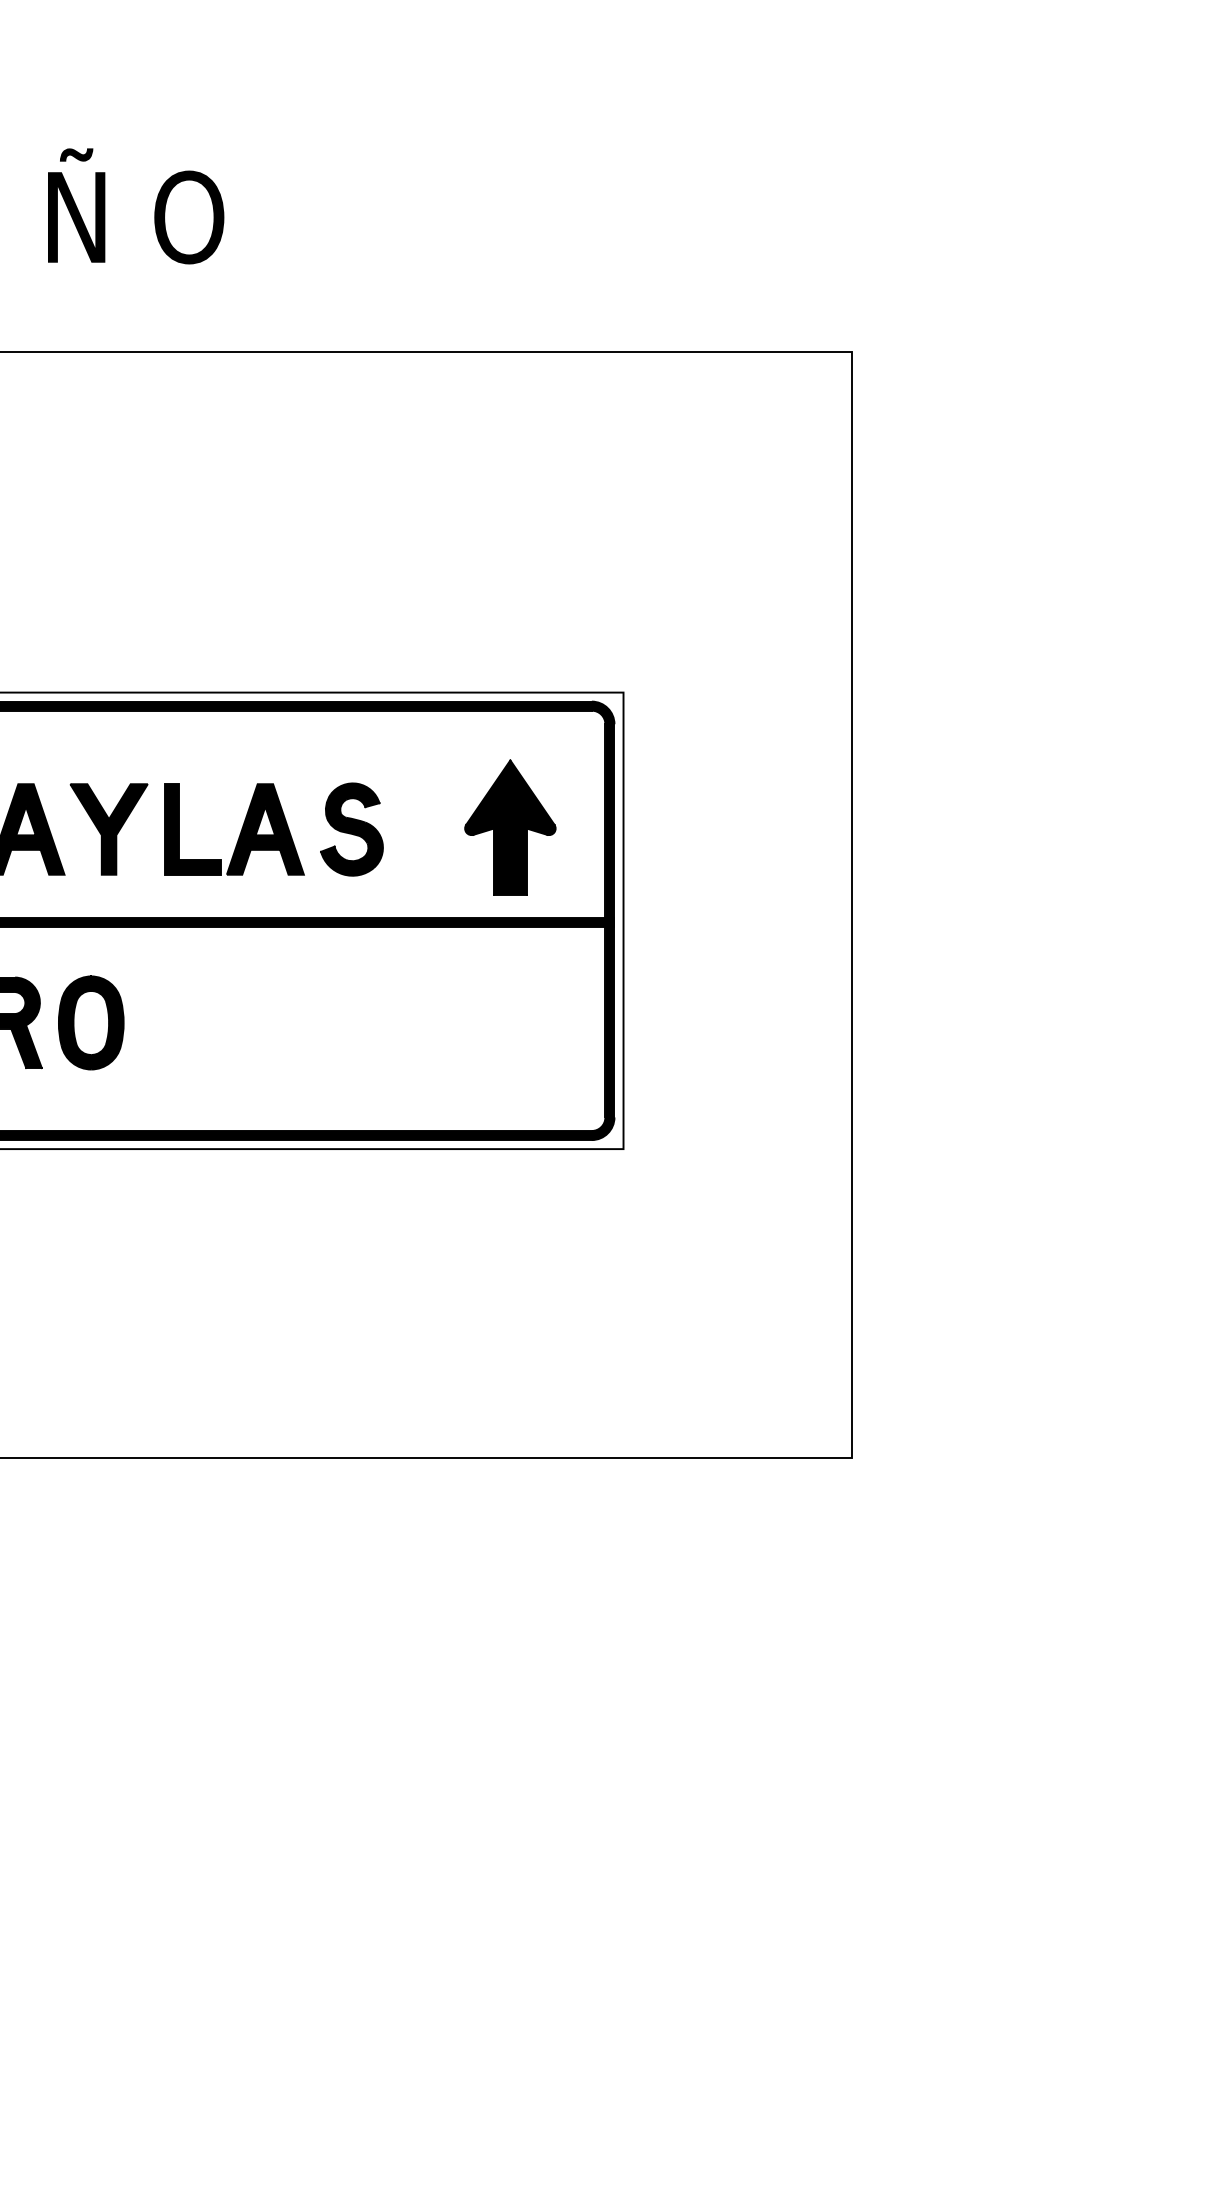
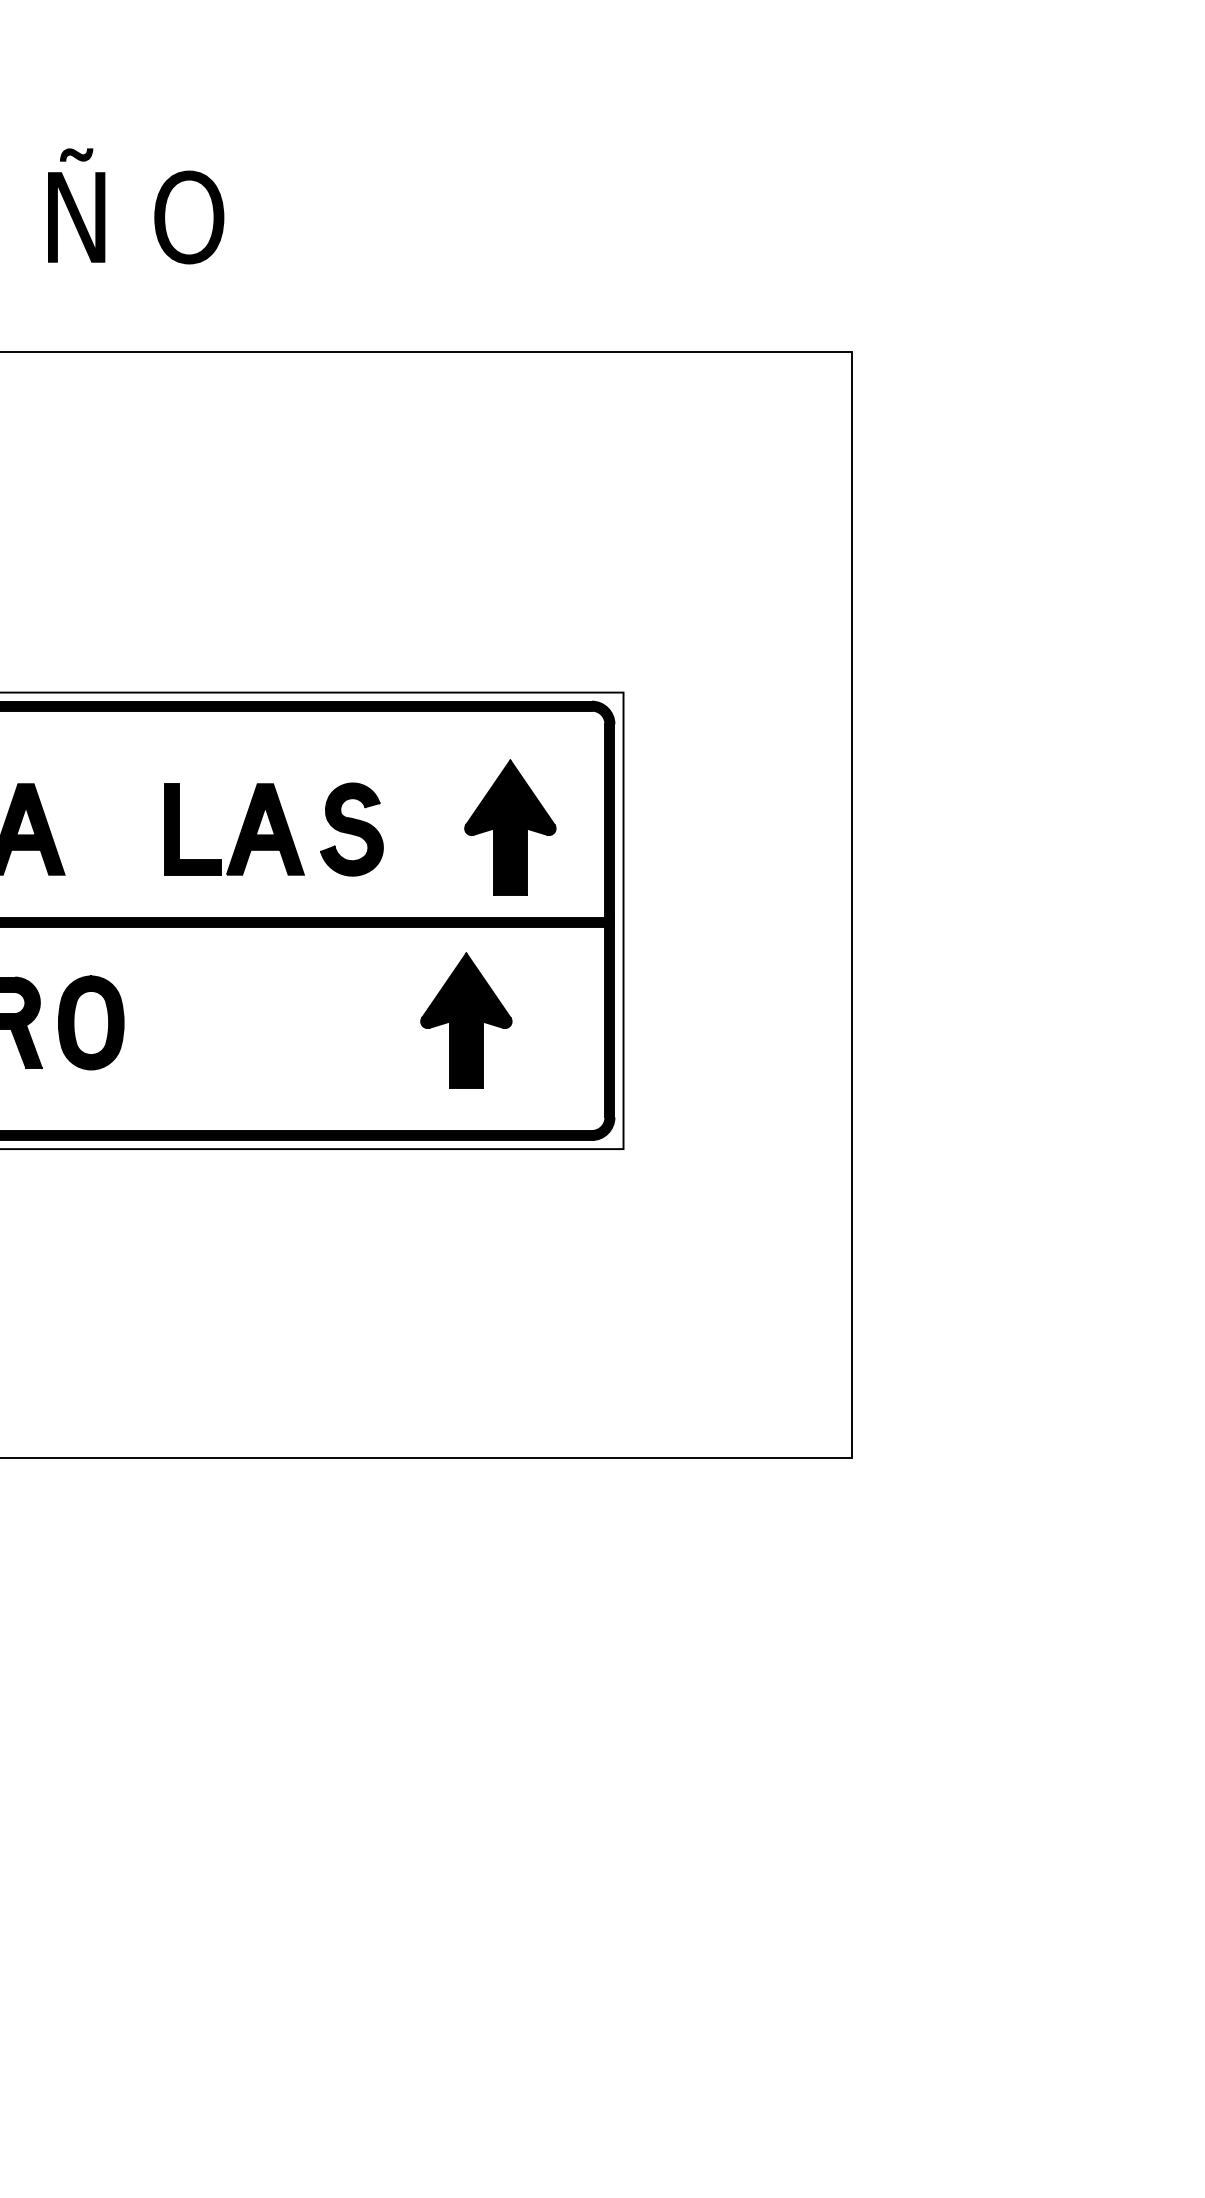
part: present -> none (108, 829)
part: none -> present (466, 1020)
